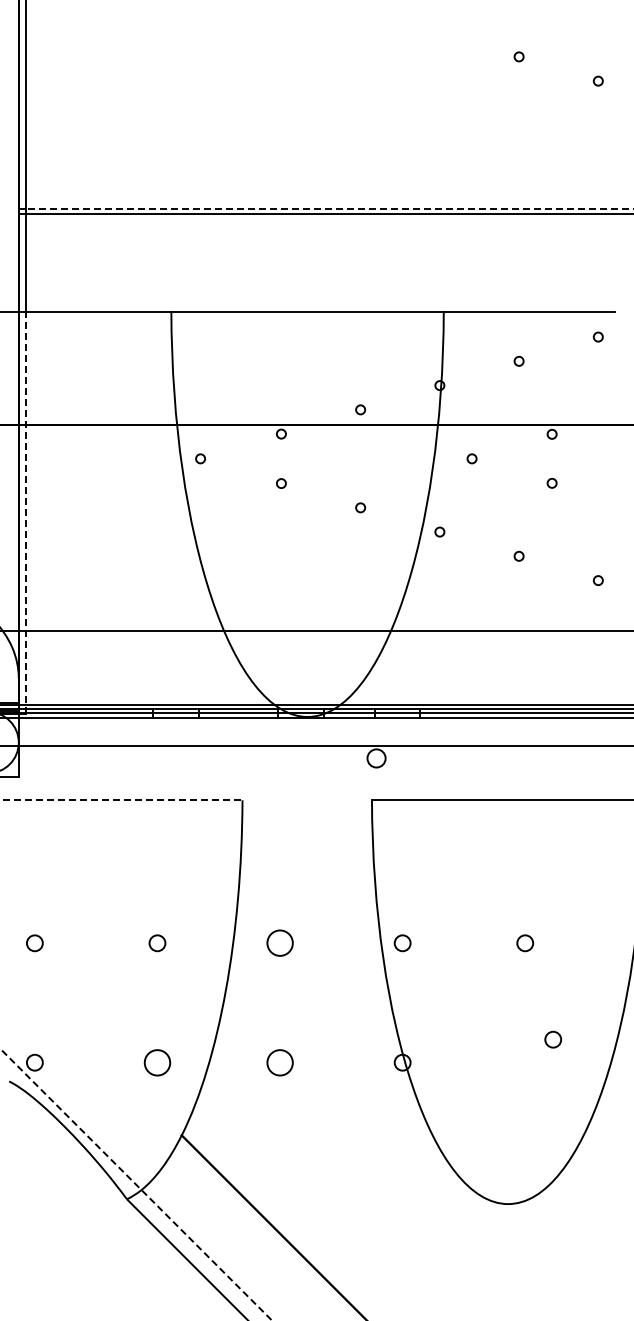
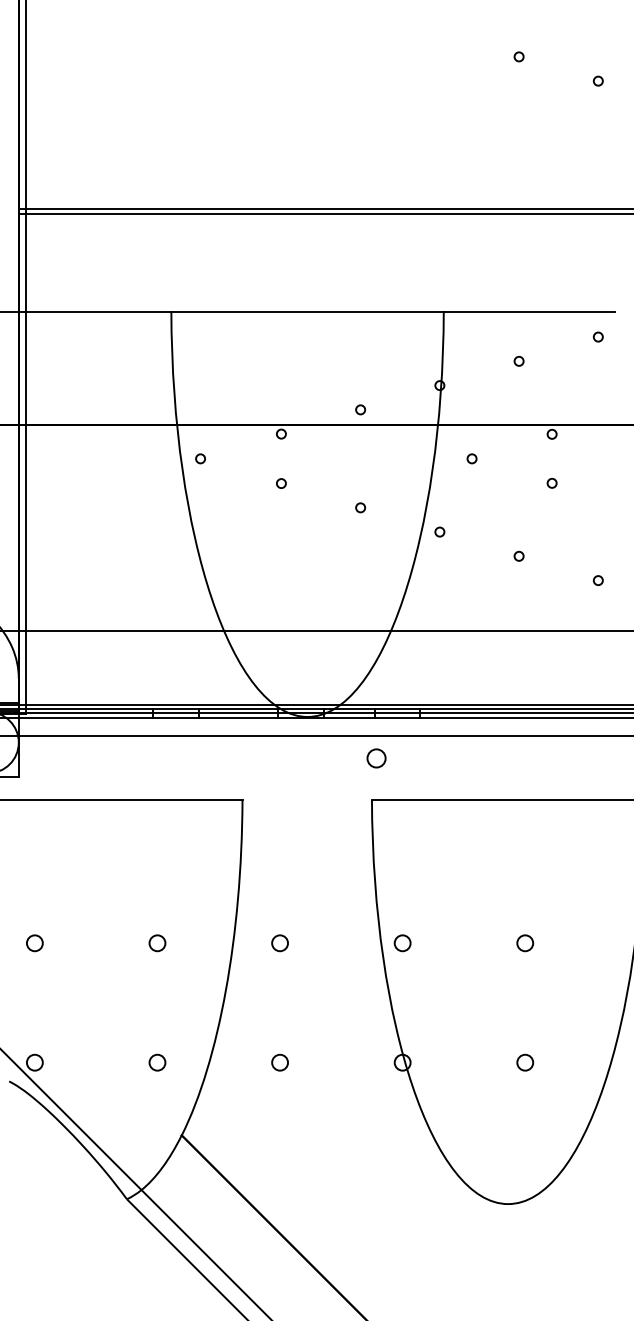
line: dashed -> solid (329, 209)
line: dashed -> solid (26, 512)
line position: (316, 745) -> (316, 735) (316, 735)
line: dashed -> solid (121, 800)
circle size: 28x28 px -> 18x19 px (279, 943)
circle position: (553, 1039) -> (525, 1062) (525, 1062)
circle size: 29x28 px -> 19x19 px (157, 1062)
circle size: 28x28 px -> 18x19 px (279, 1062)
line: dashed -> solid (136, 1184)
